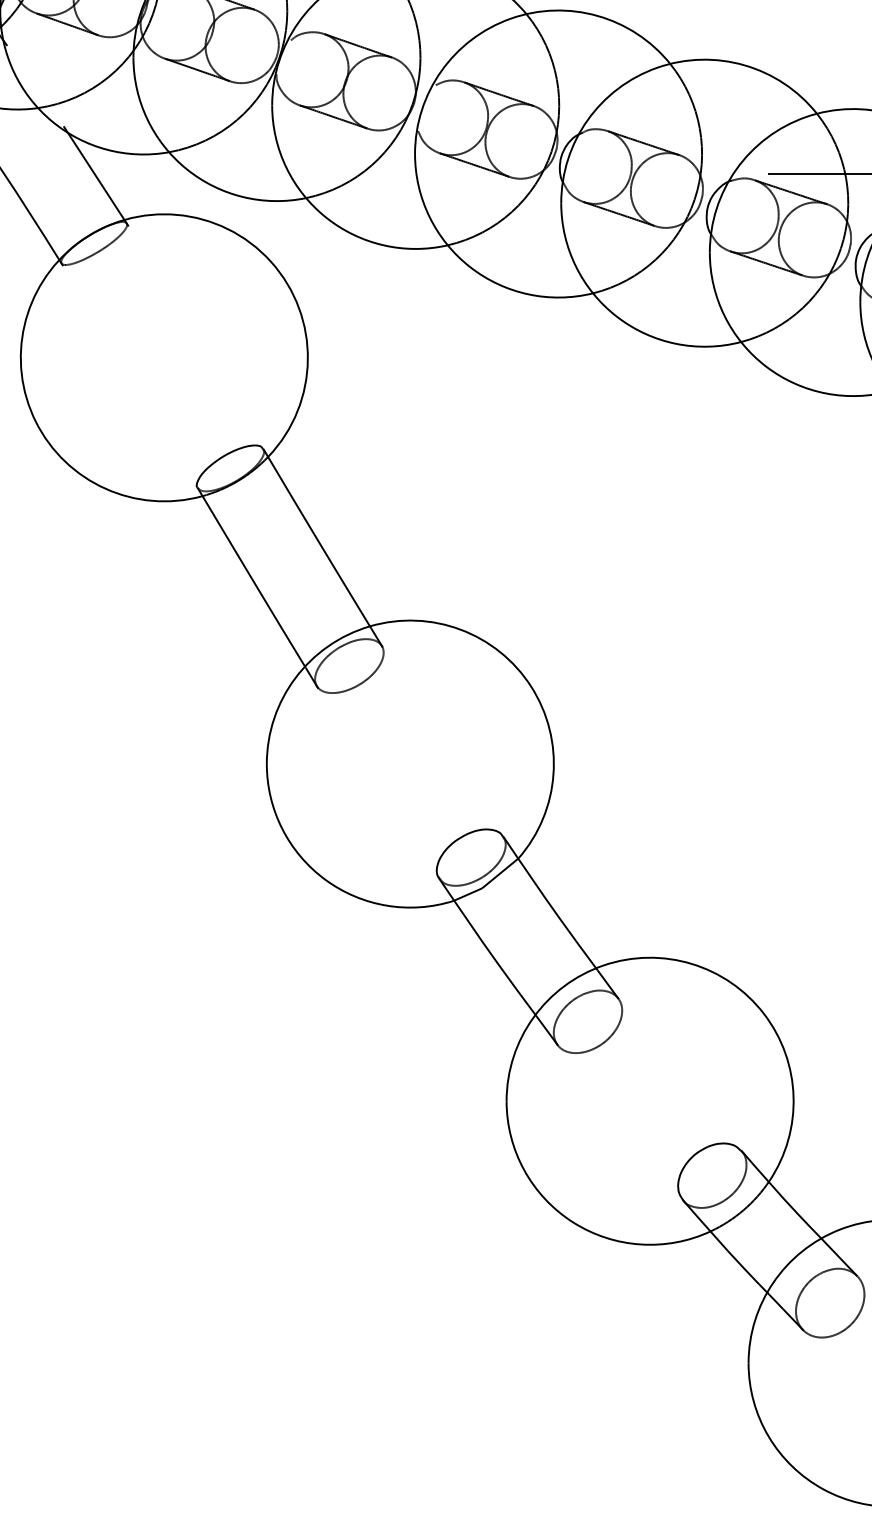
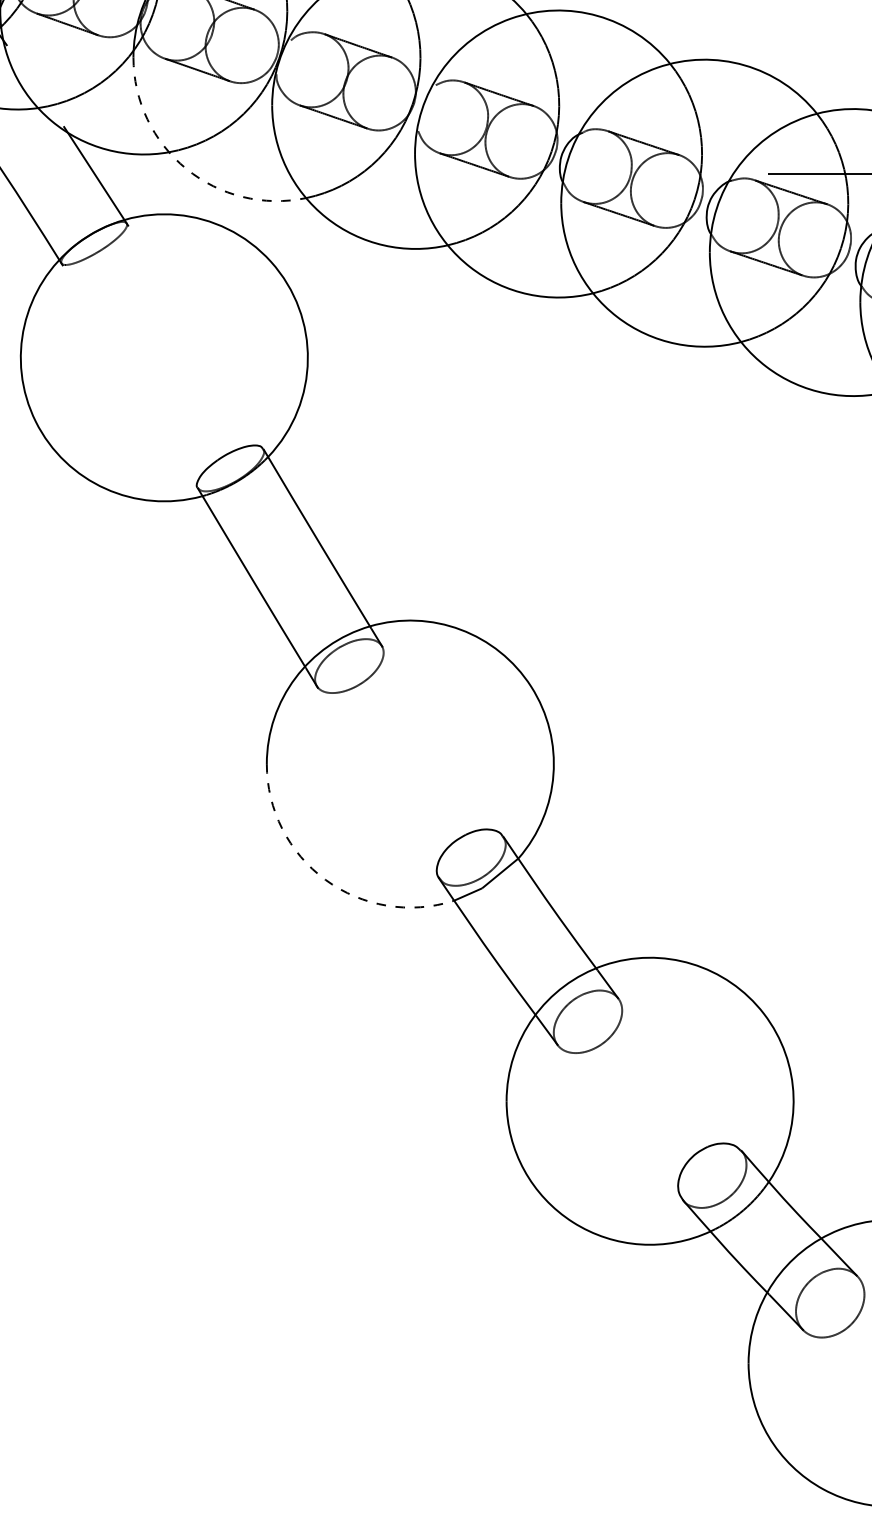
arc: solid -> dashed (186, 168)
arc: solid -> dashed (325, 879)
